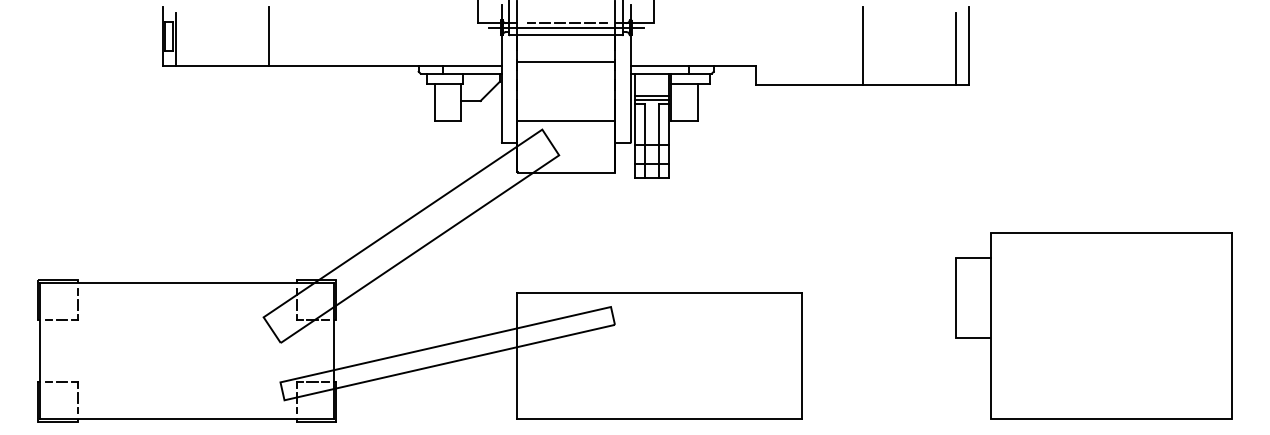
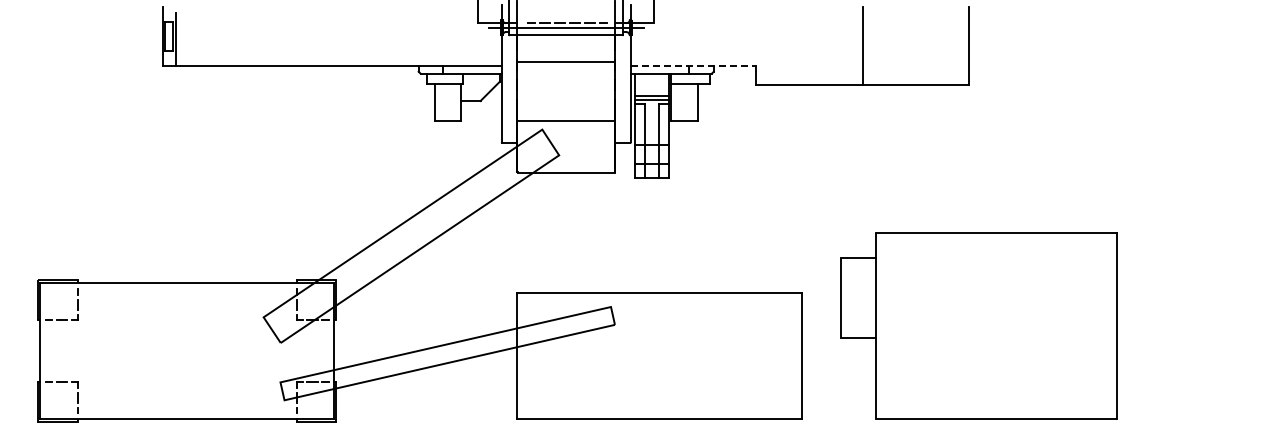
line: present -> none (269, 36)
line: present -> none (956, 48)
line: solid -> dashed (693, 65)
part position: (1093, 325) -> (978, 325) (978, 325)
